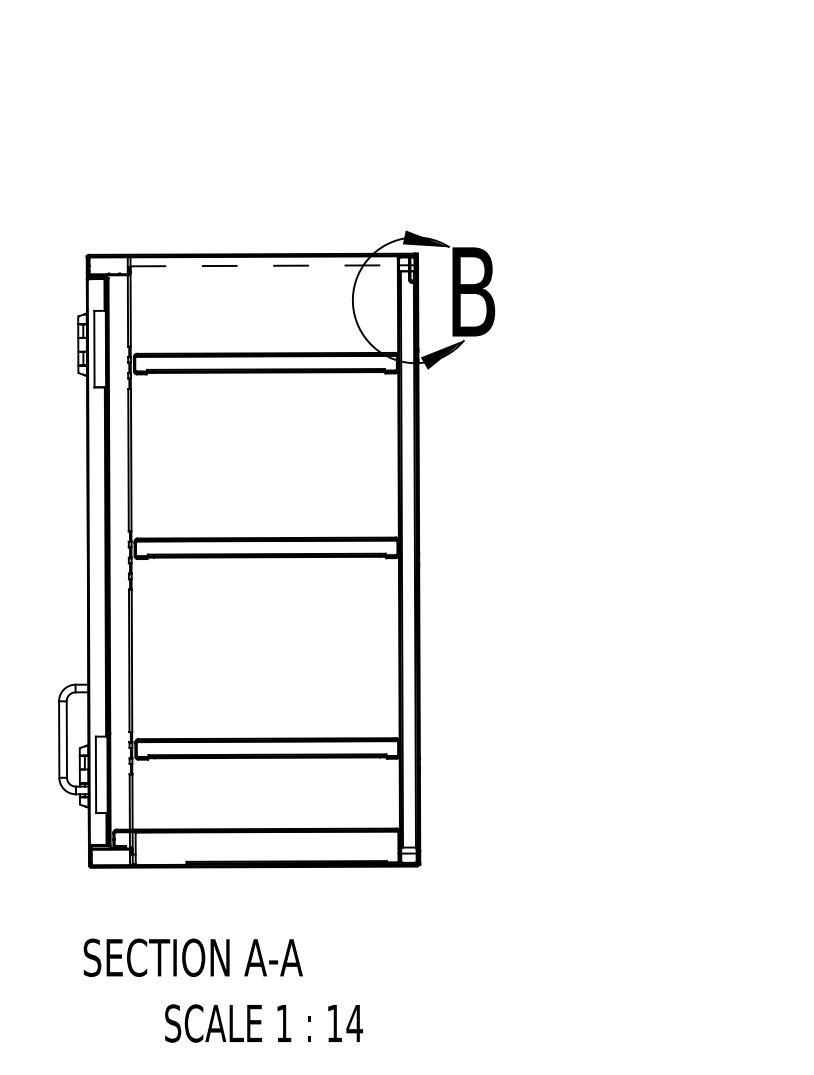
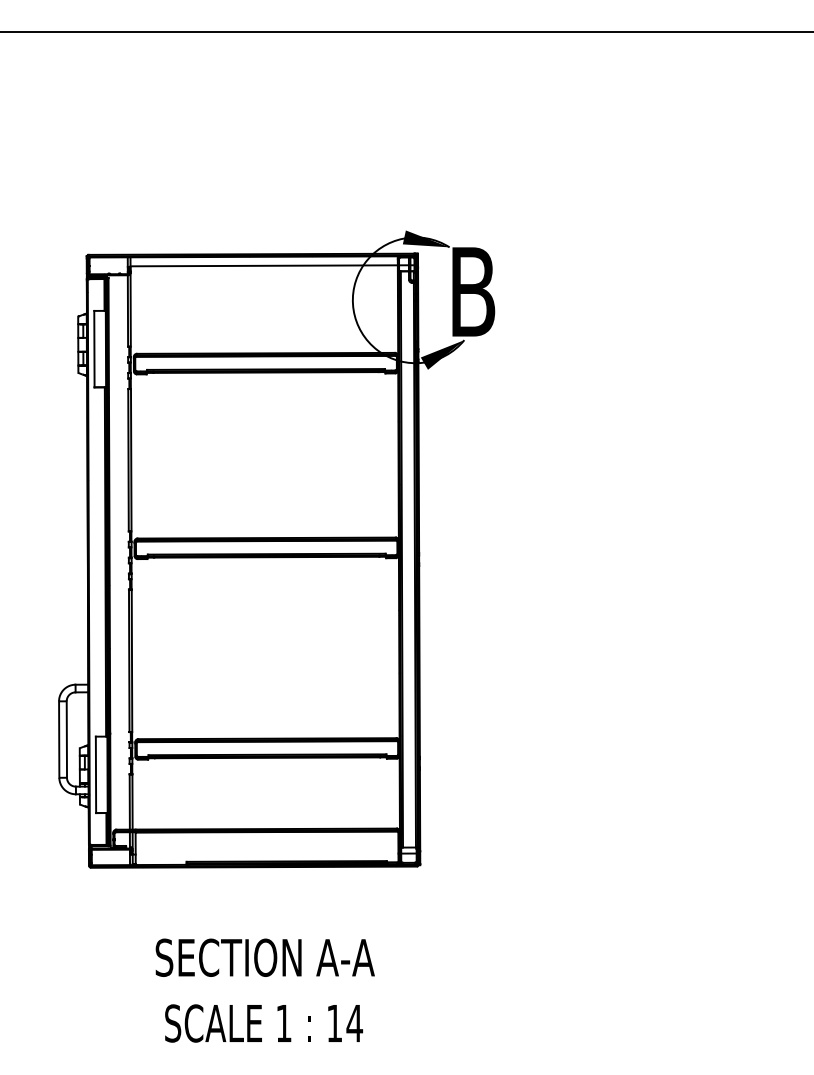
line: none -> present (406, 32)
line: dashed -> solid (264, 265)
text position: (192, 957) -> (264, 957) (264, 957)
